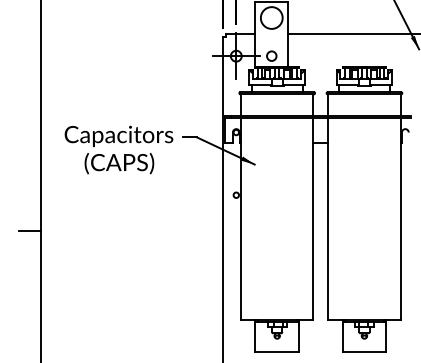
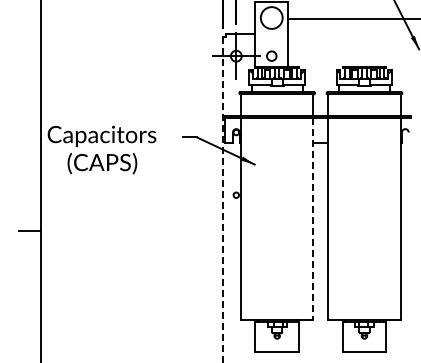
line position: (352, 34) -> (352, 19) (352, 19)
text position: (118, 149) -> (101, 149) (101, 149)
line: solid -> dashed (222, 200)
line: solid -> dashed (313, 218)
